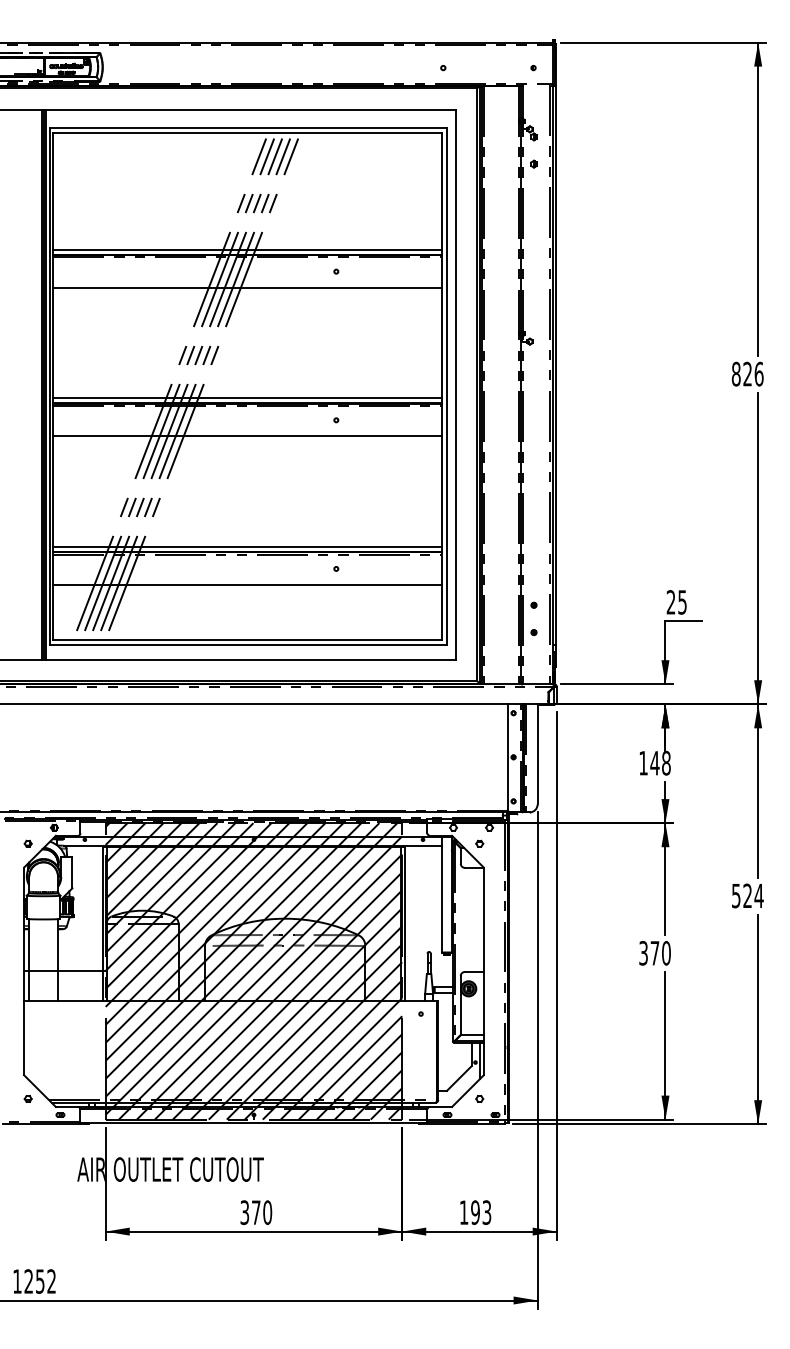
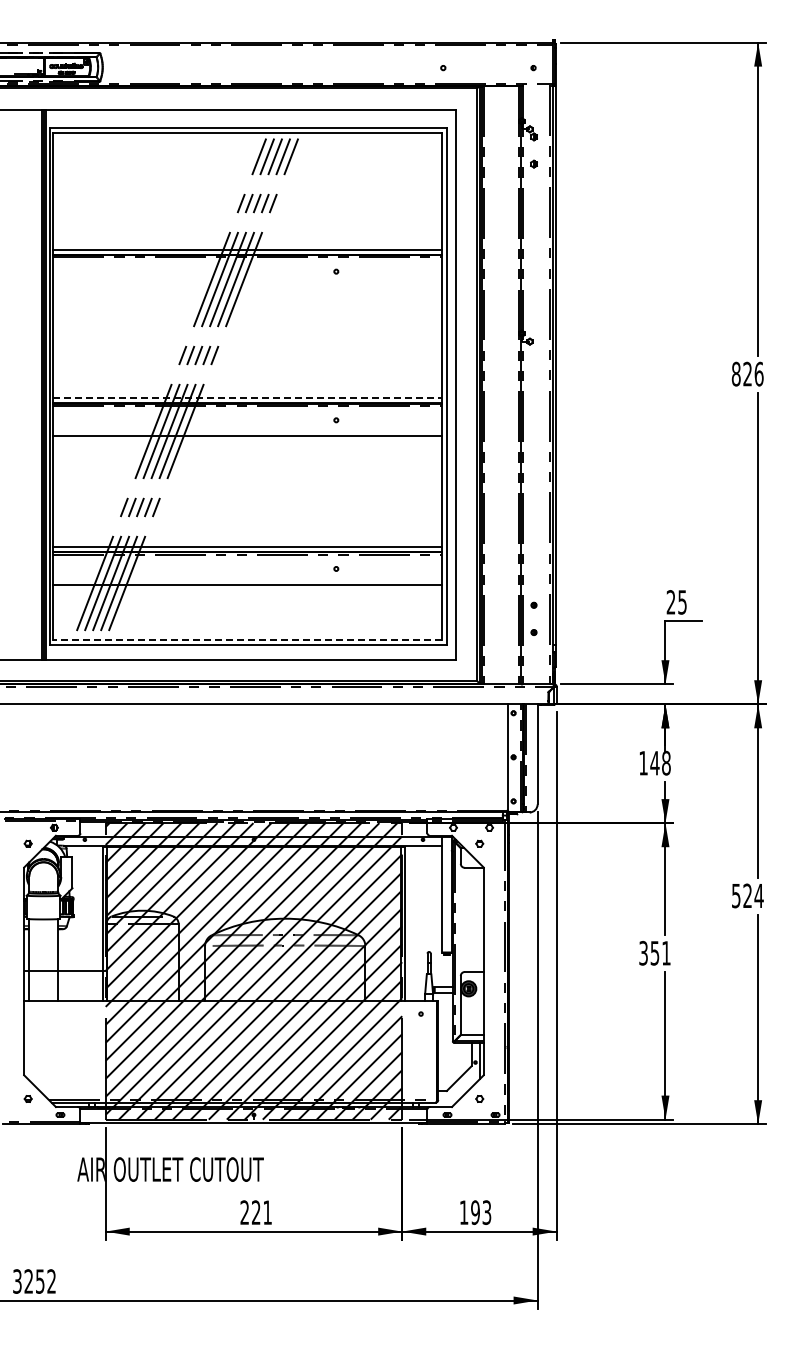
line: present -> none (247, 287)
line: solid -> dashed (248, 398)
line: solid -> dashed (247, 640)
text: 370 -> 351 (660, 952)
text: 370 -> 221 (256, 1212)
text: 1252 -> 3252 (17, 1281)
